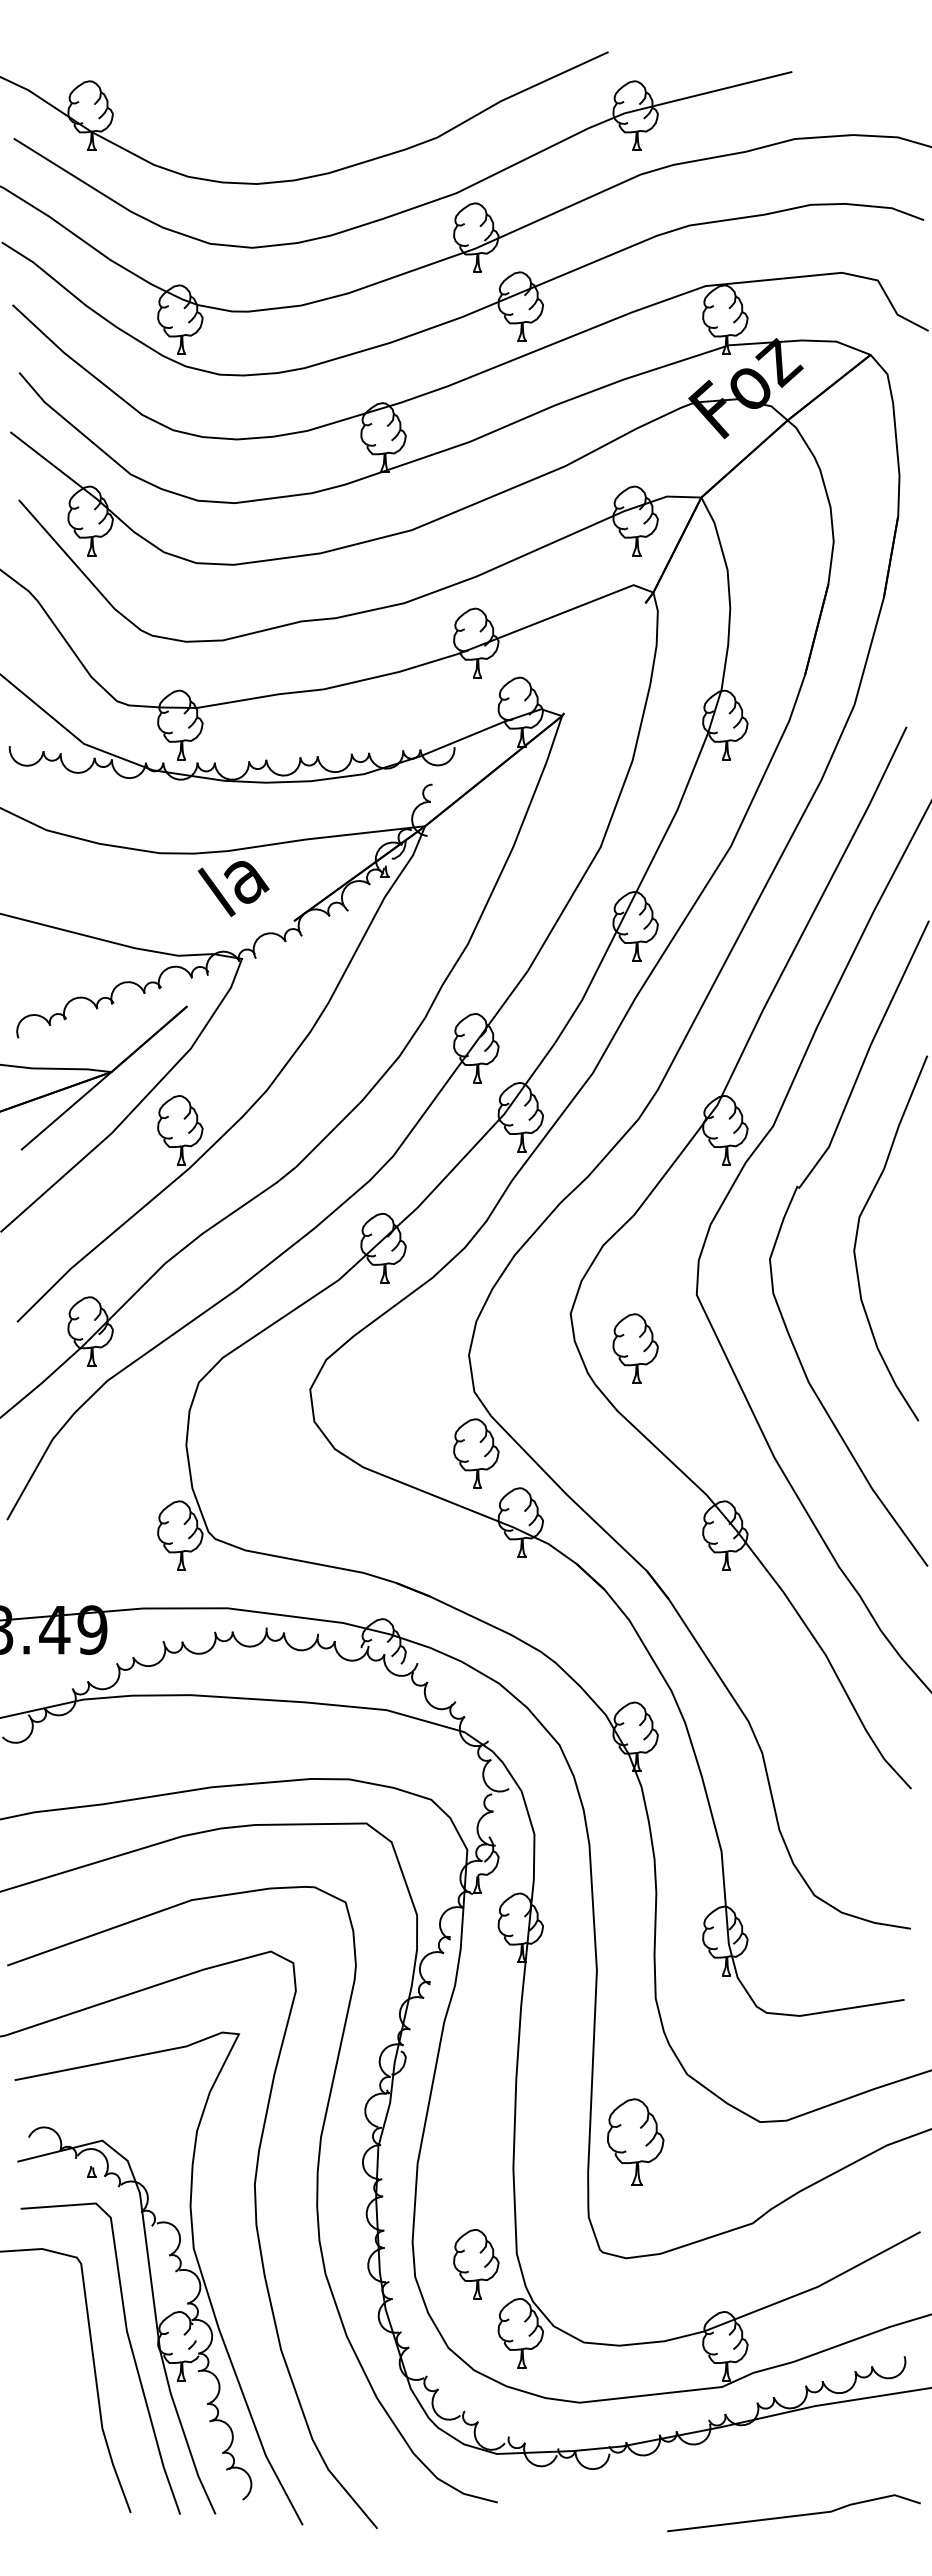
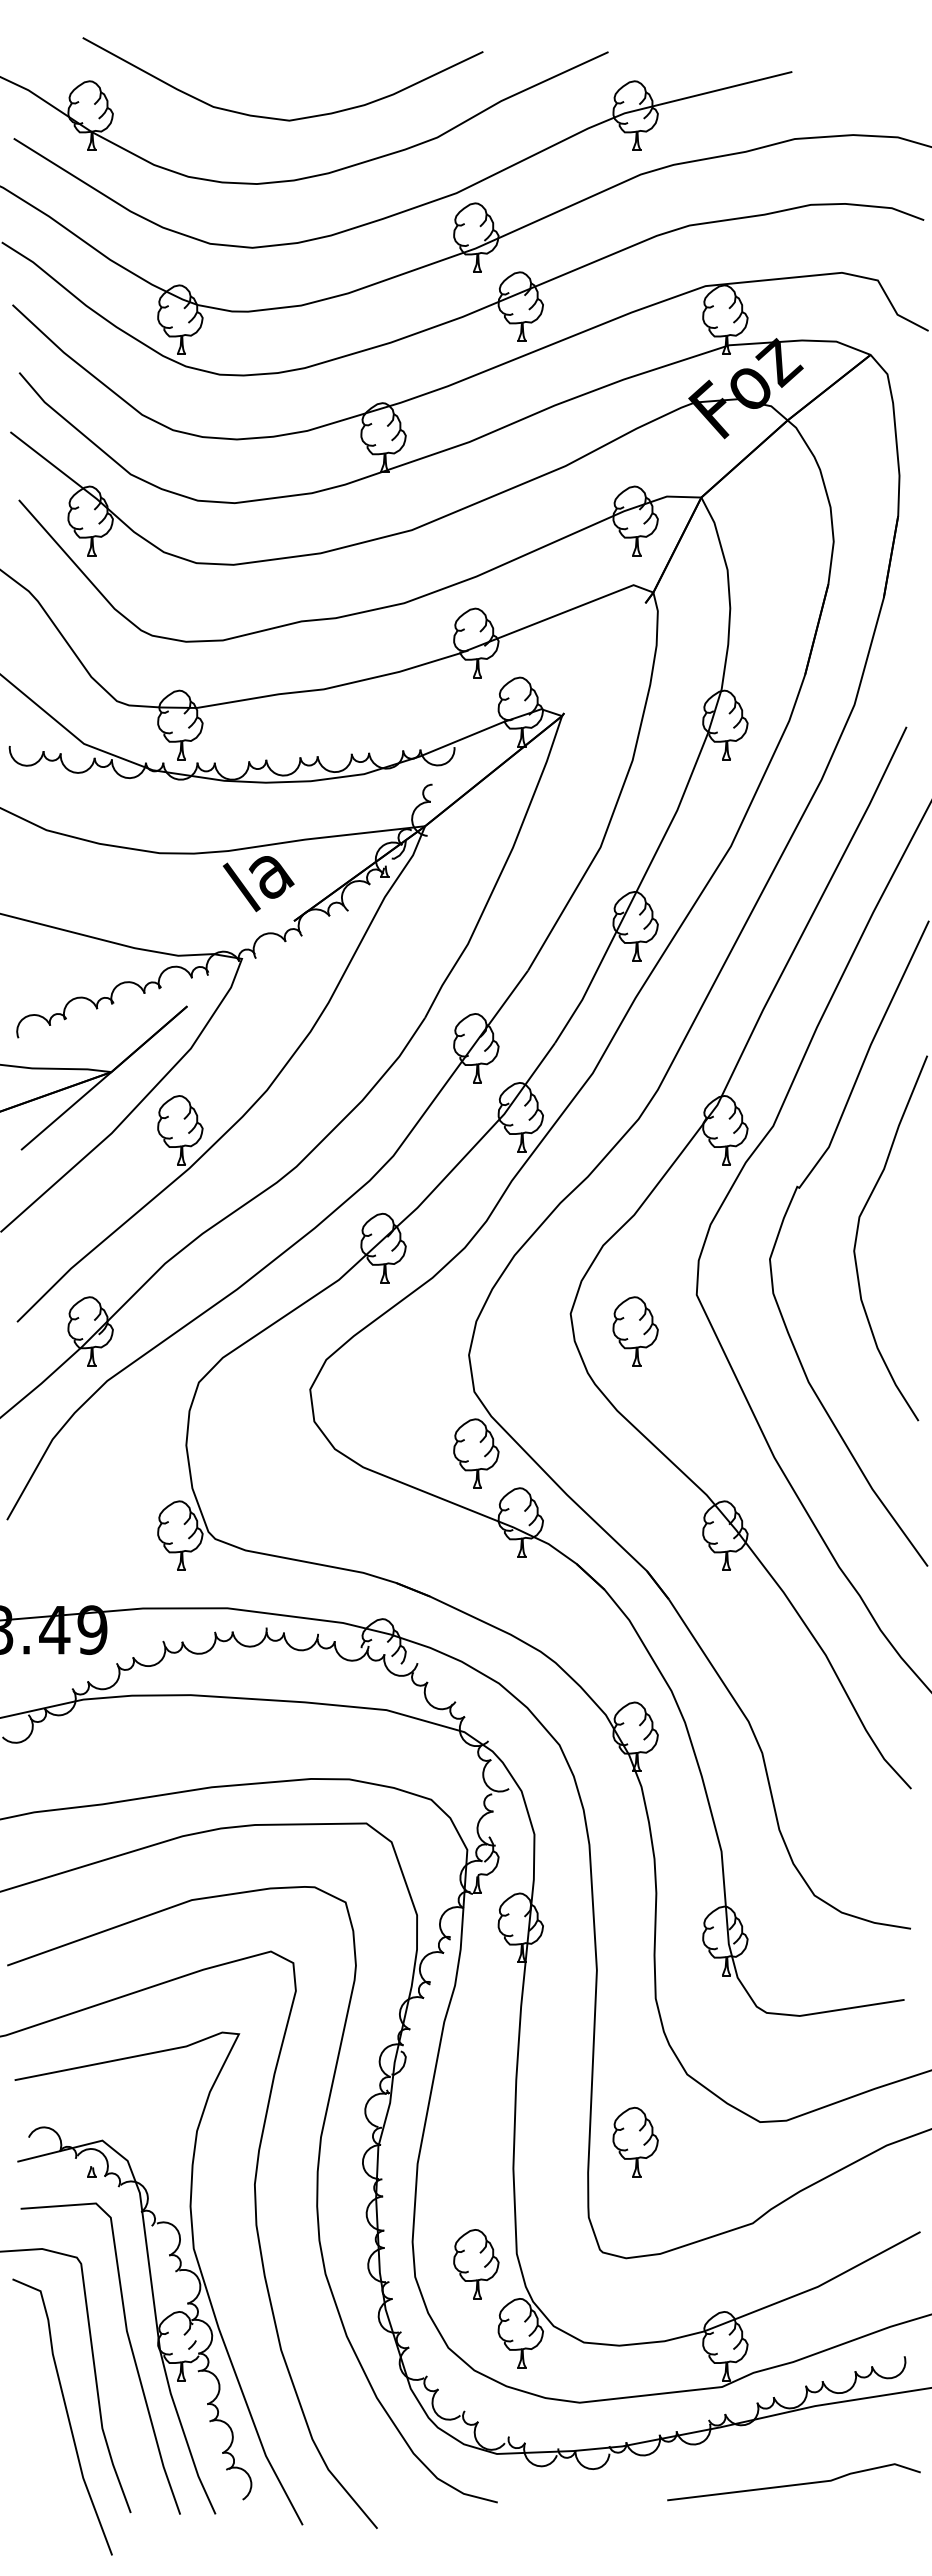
curve: none -> present (274, 117)
text position: (233, 889) -> (258, 884) (258, 884)
part position: (635, 1348) -> (635, 1331) (635, 1331)
part size: 58x88 px -> 47x72 px (635, 2141)
curve: none -> present (66, 2414)
line position: (793, 2515) -> (793, 2484) (793, 2484)
